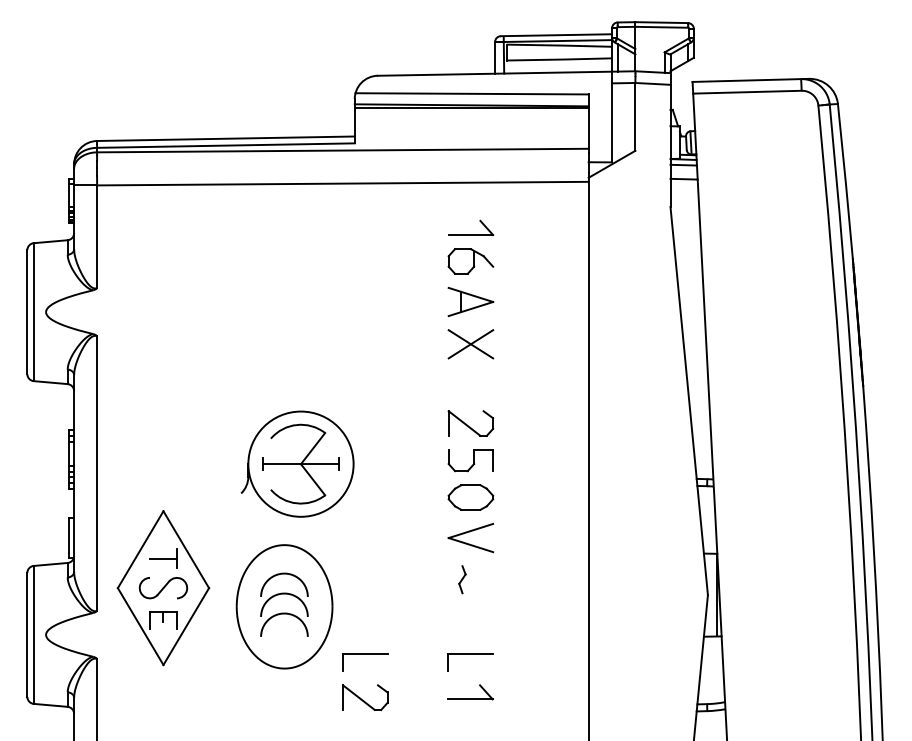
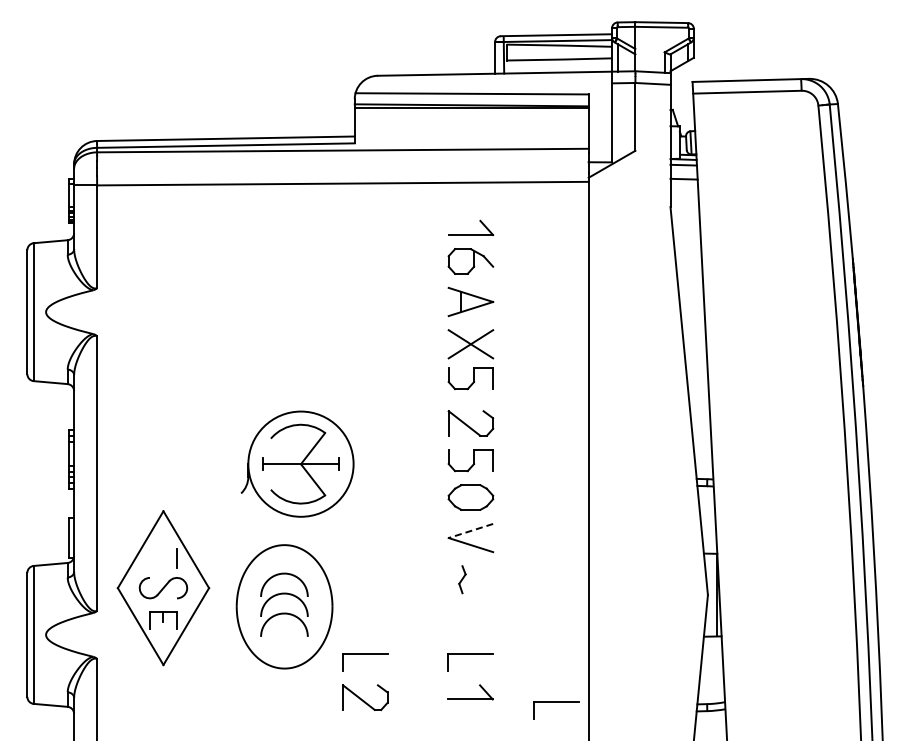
part: none -> present (470, 378)
line: solid -> dashed (470, 531)
line: present -> none (163, 558)
part: none -> present (556, 702)
